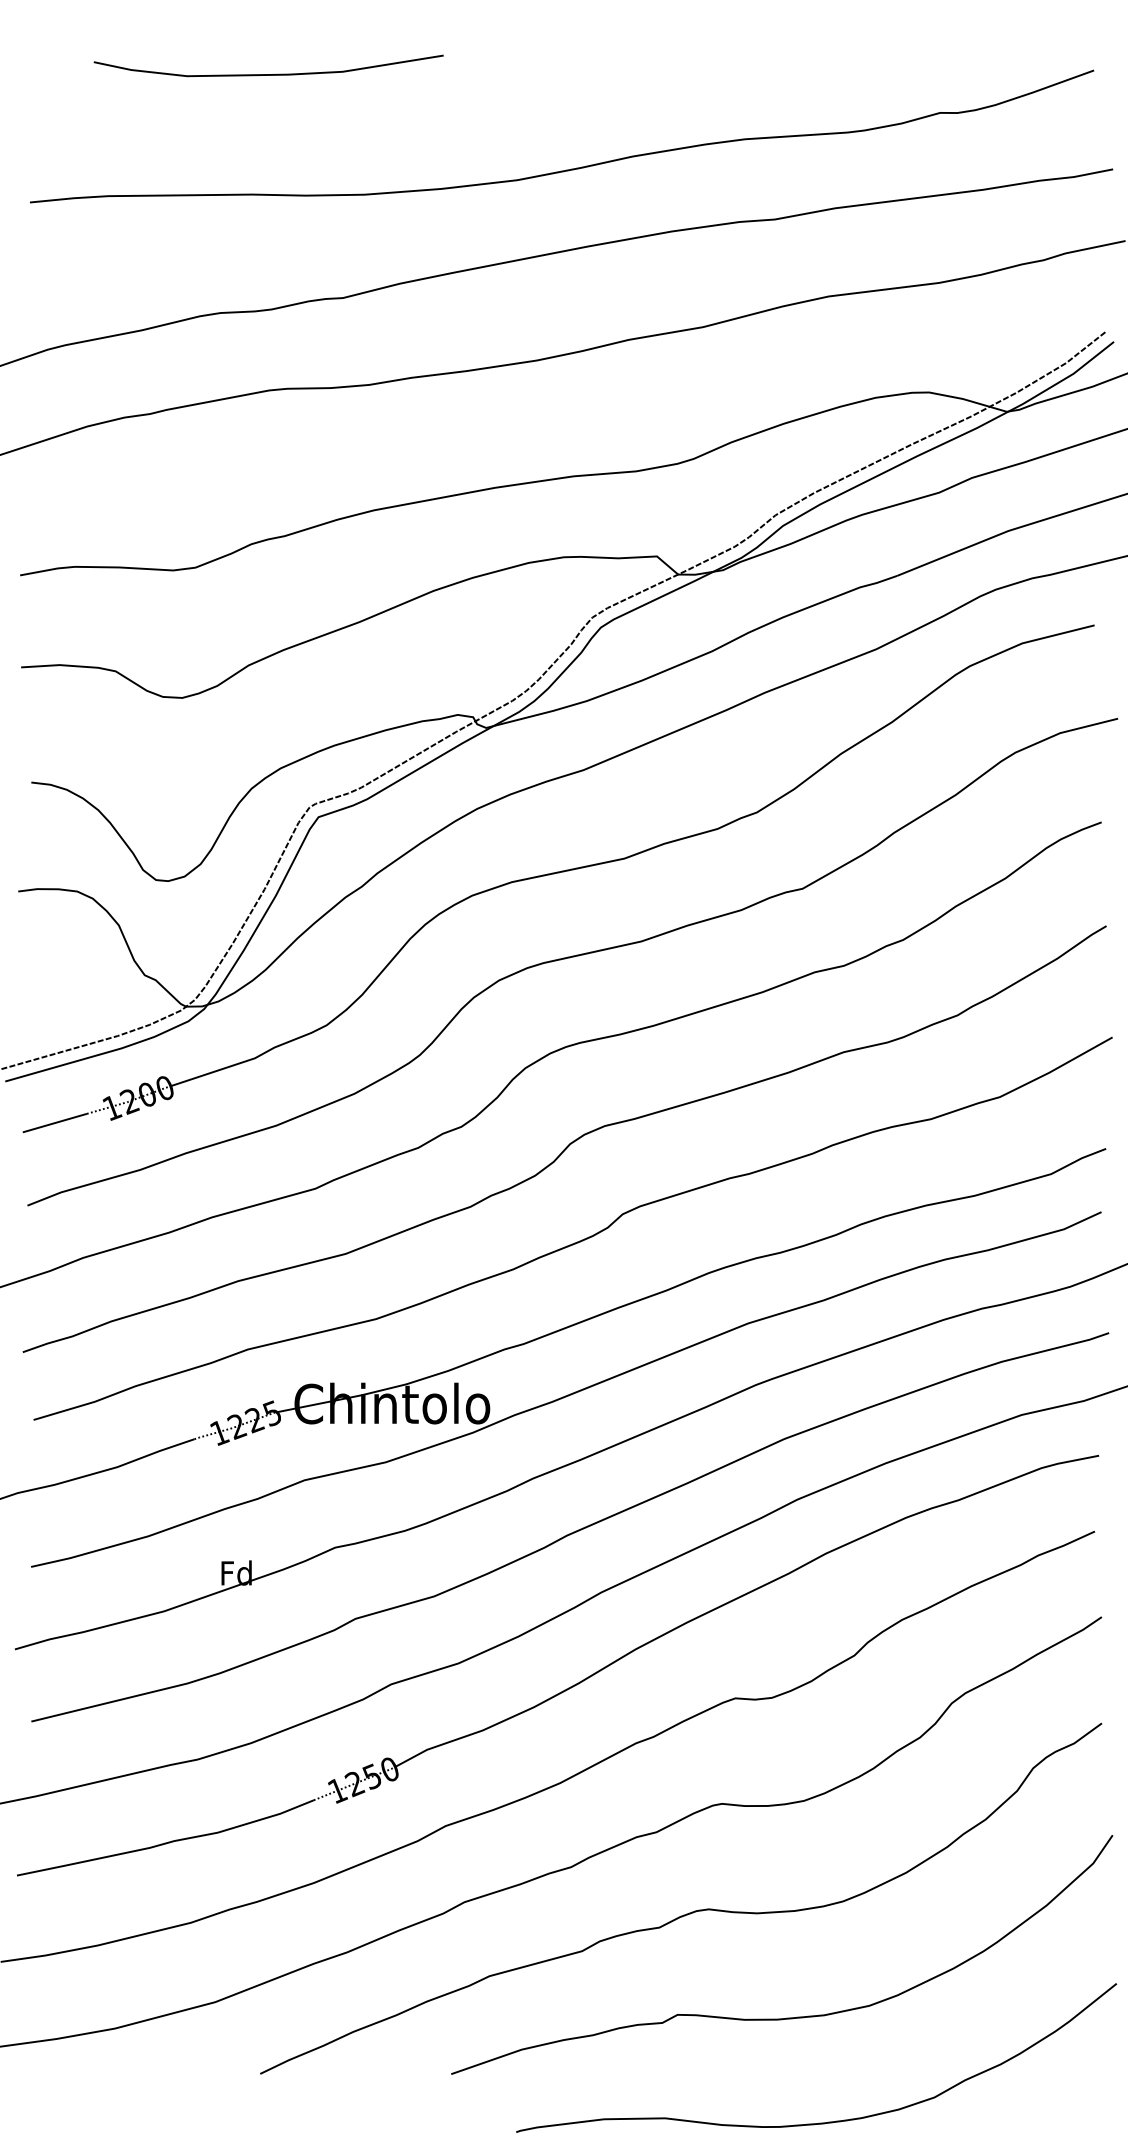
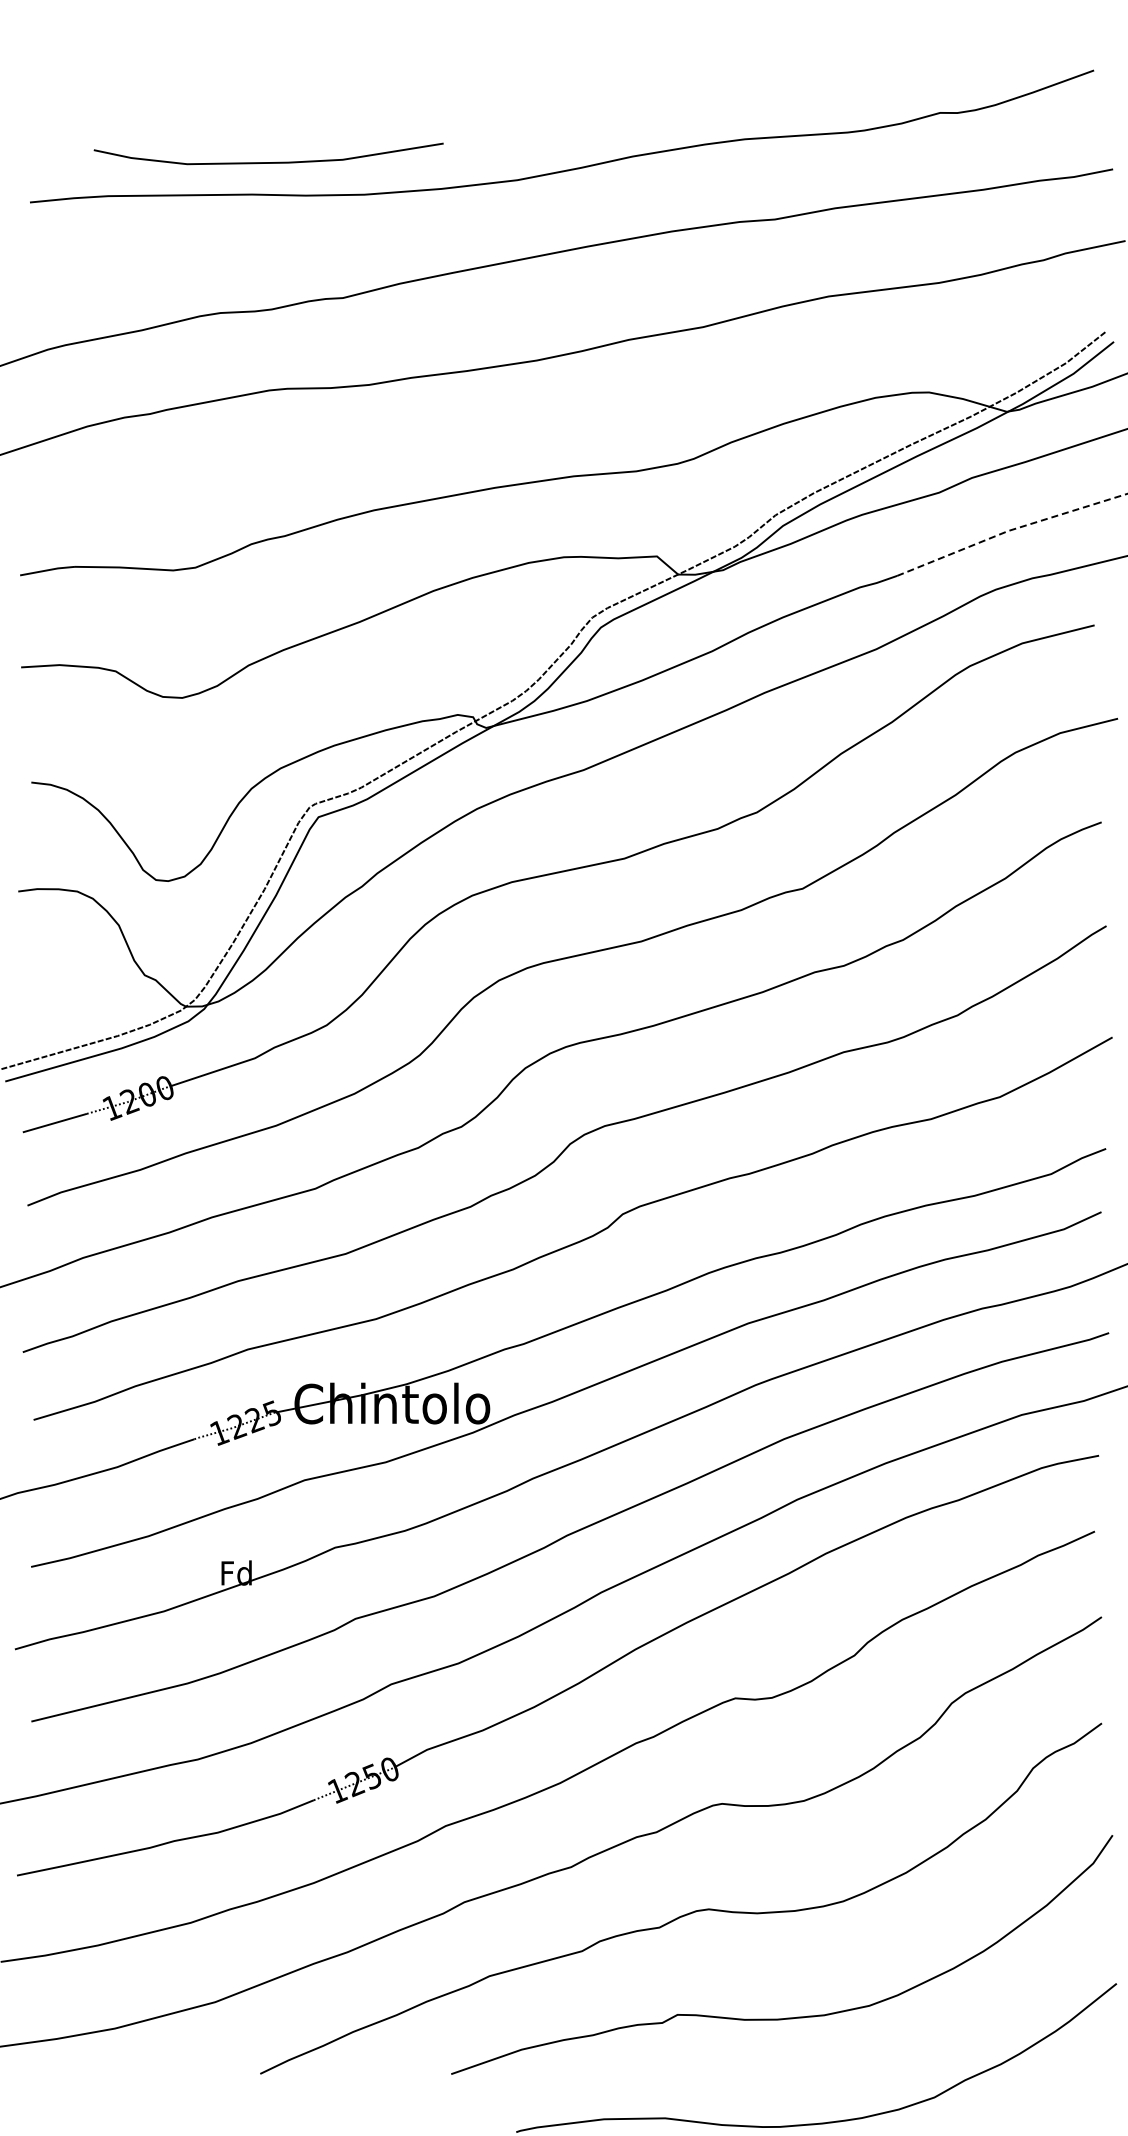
curve position: (268, 74) -> (268, 162) (268, 162)
line: solid -> dashed (1010, 530)
